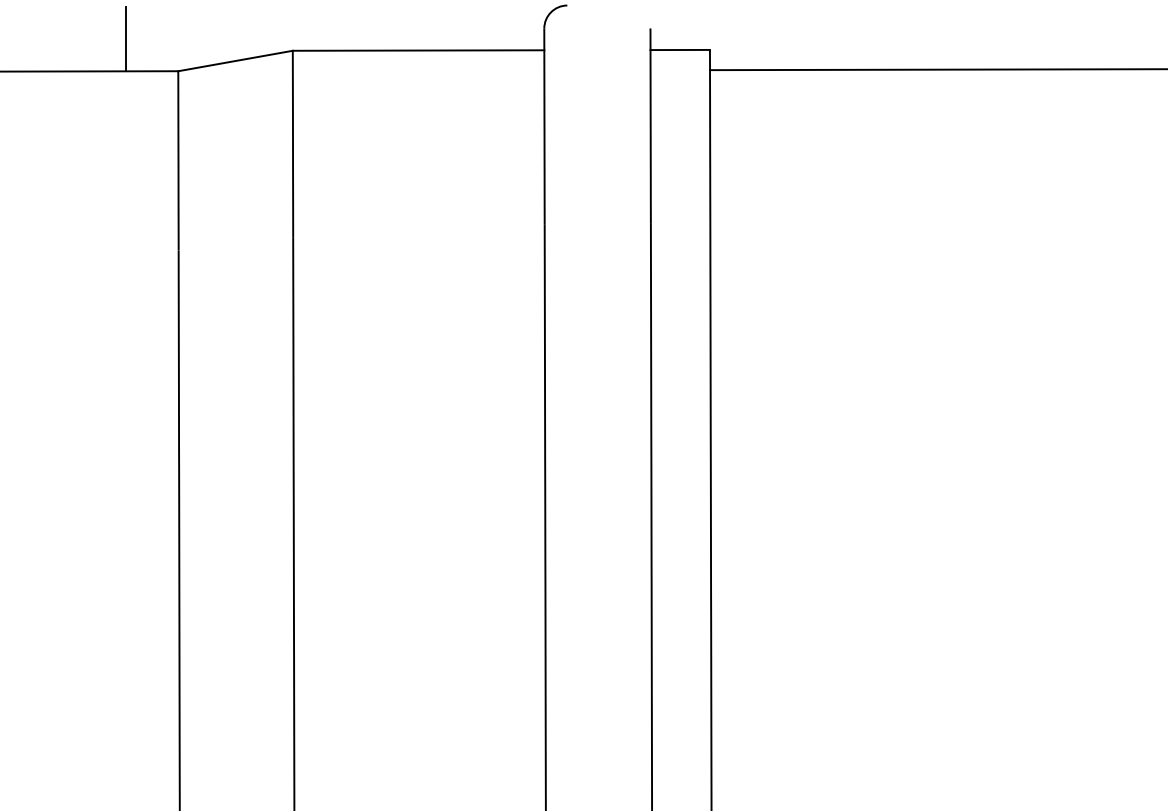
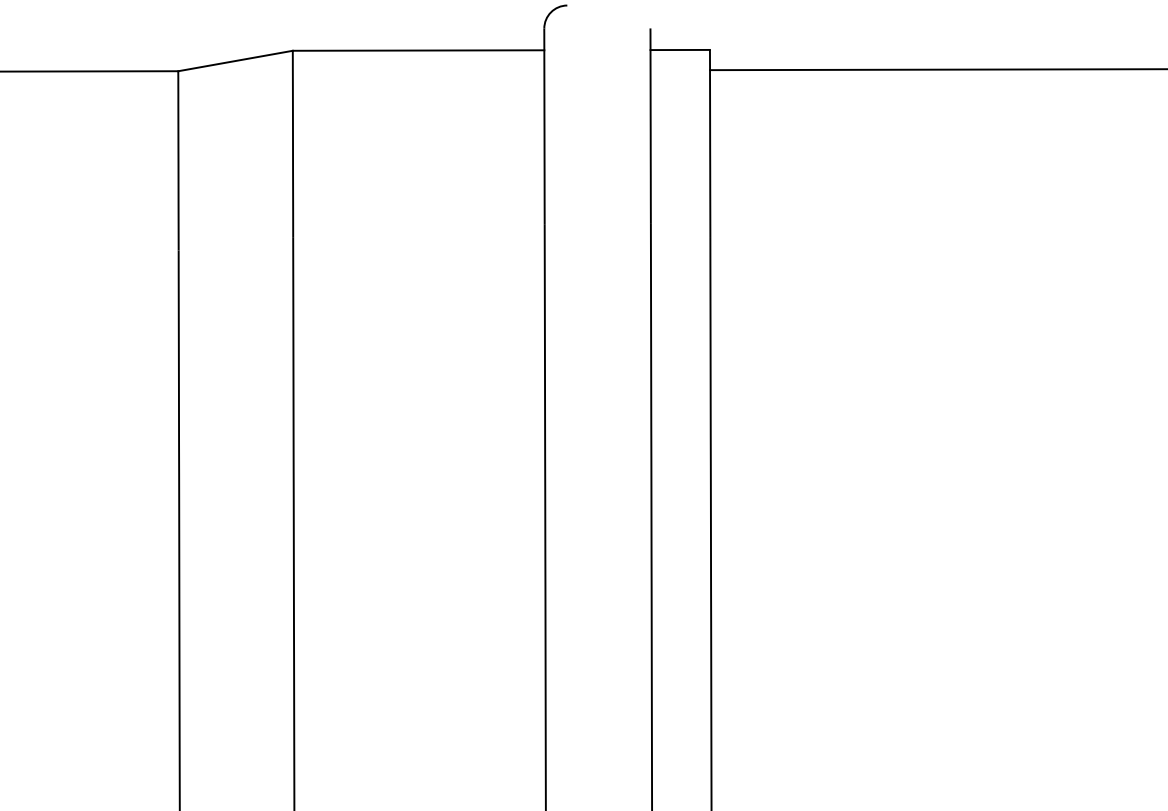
line: present -> none (125, 39)
